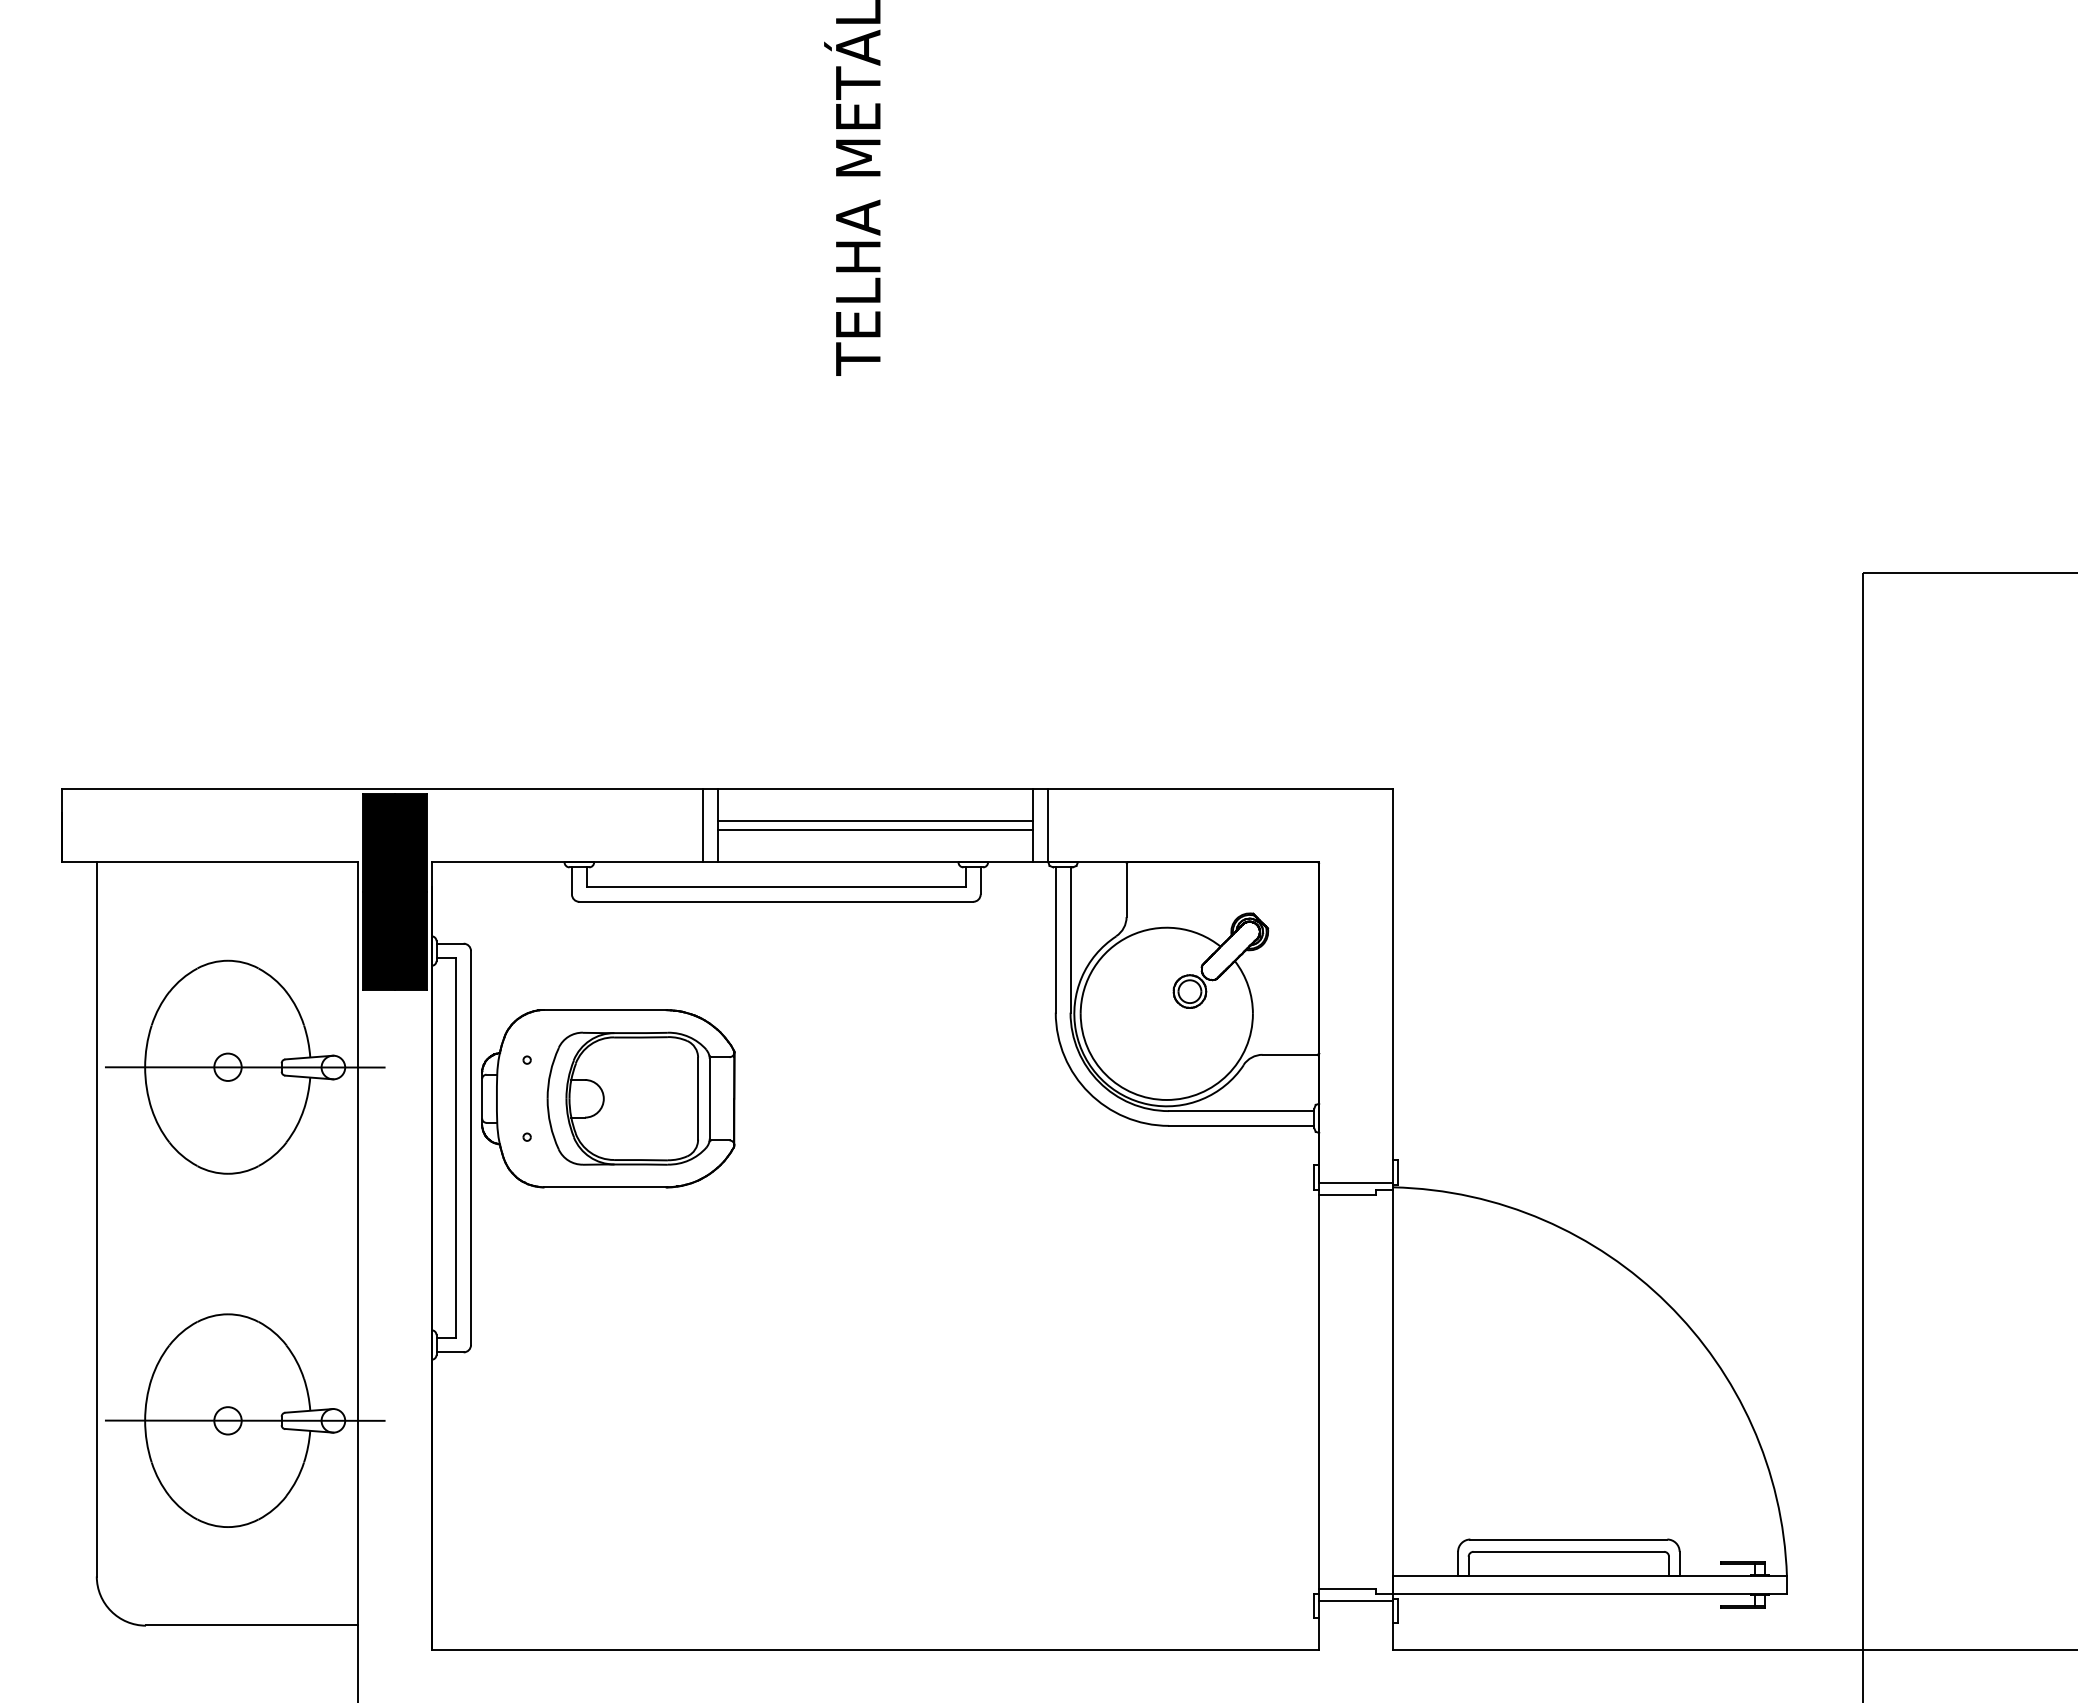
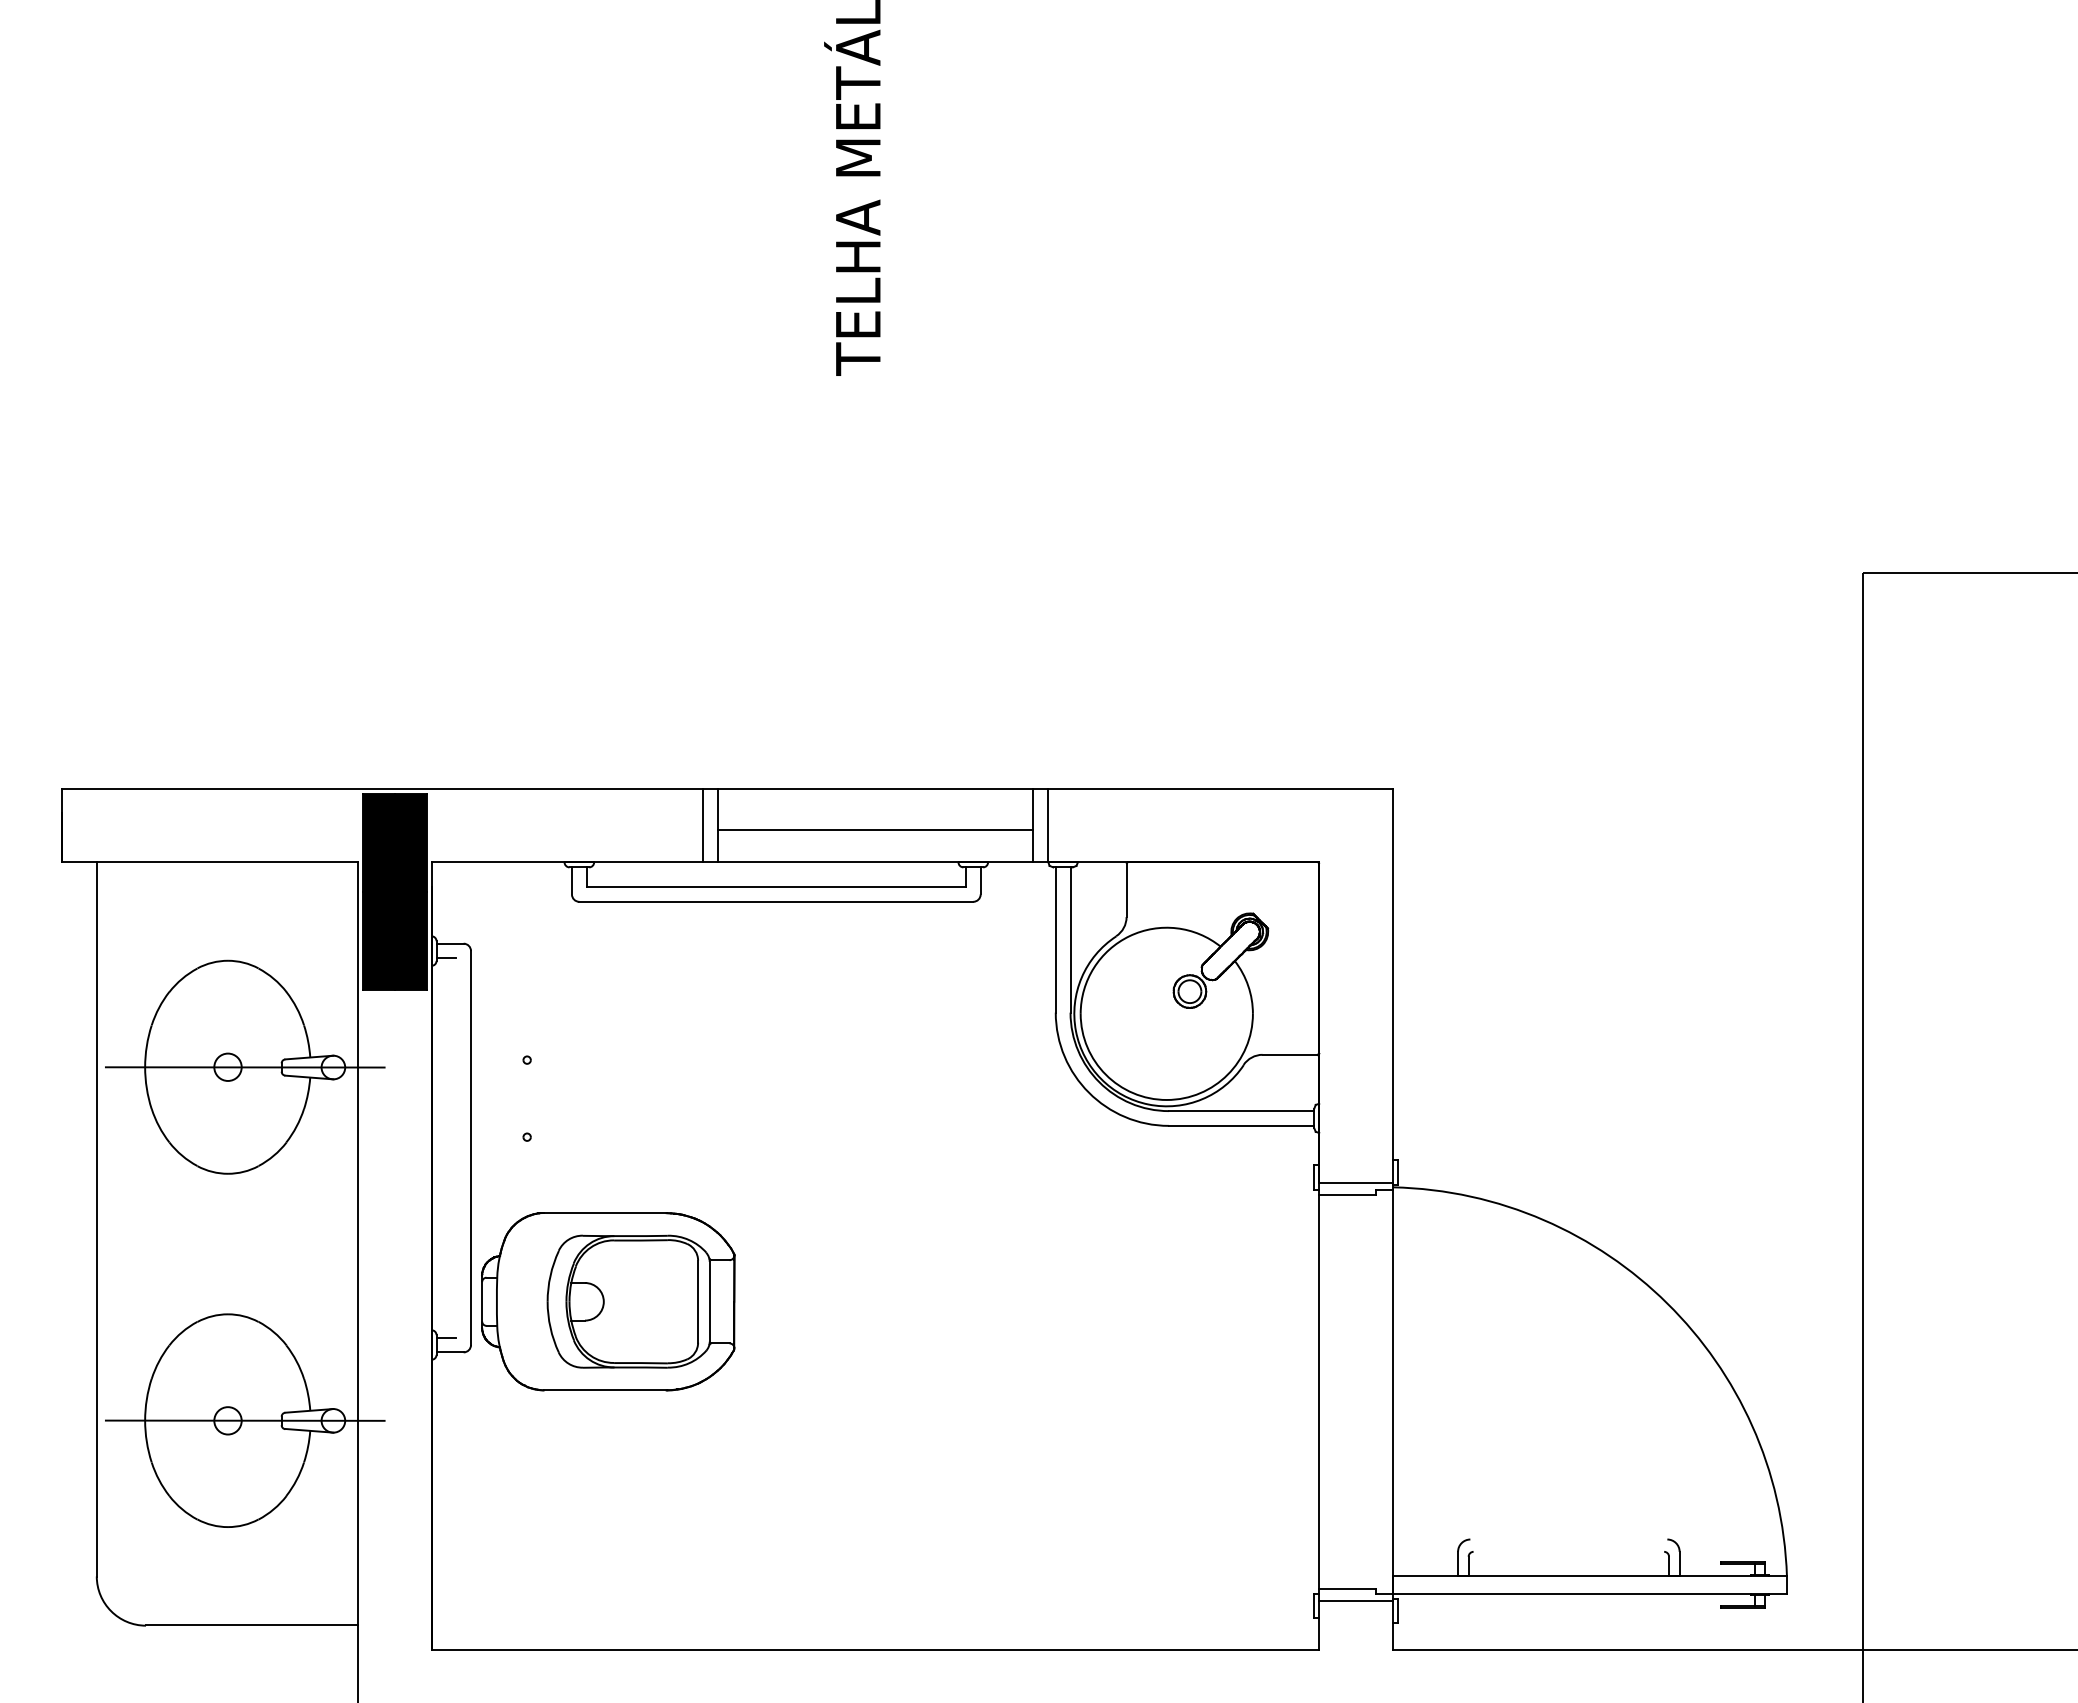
line: present -> none (874, 820)
part position: (608, 1098) -> (608, 1301) (608, 1301)
line: present -> none (456, 1147)
line: present -> none (1568, 1539)
line: present -> none (1568, 1551)
